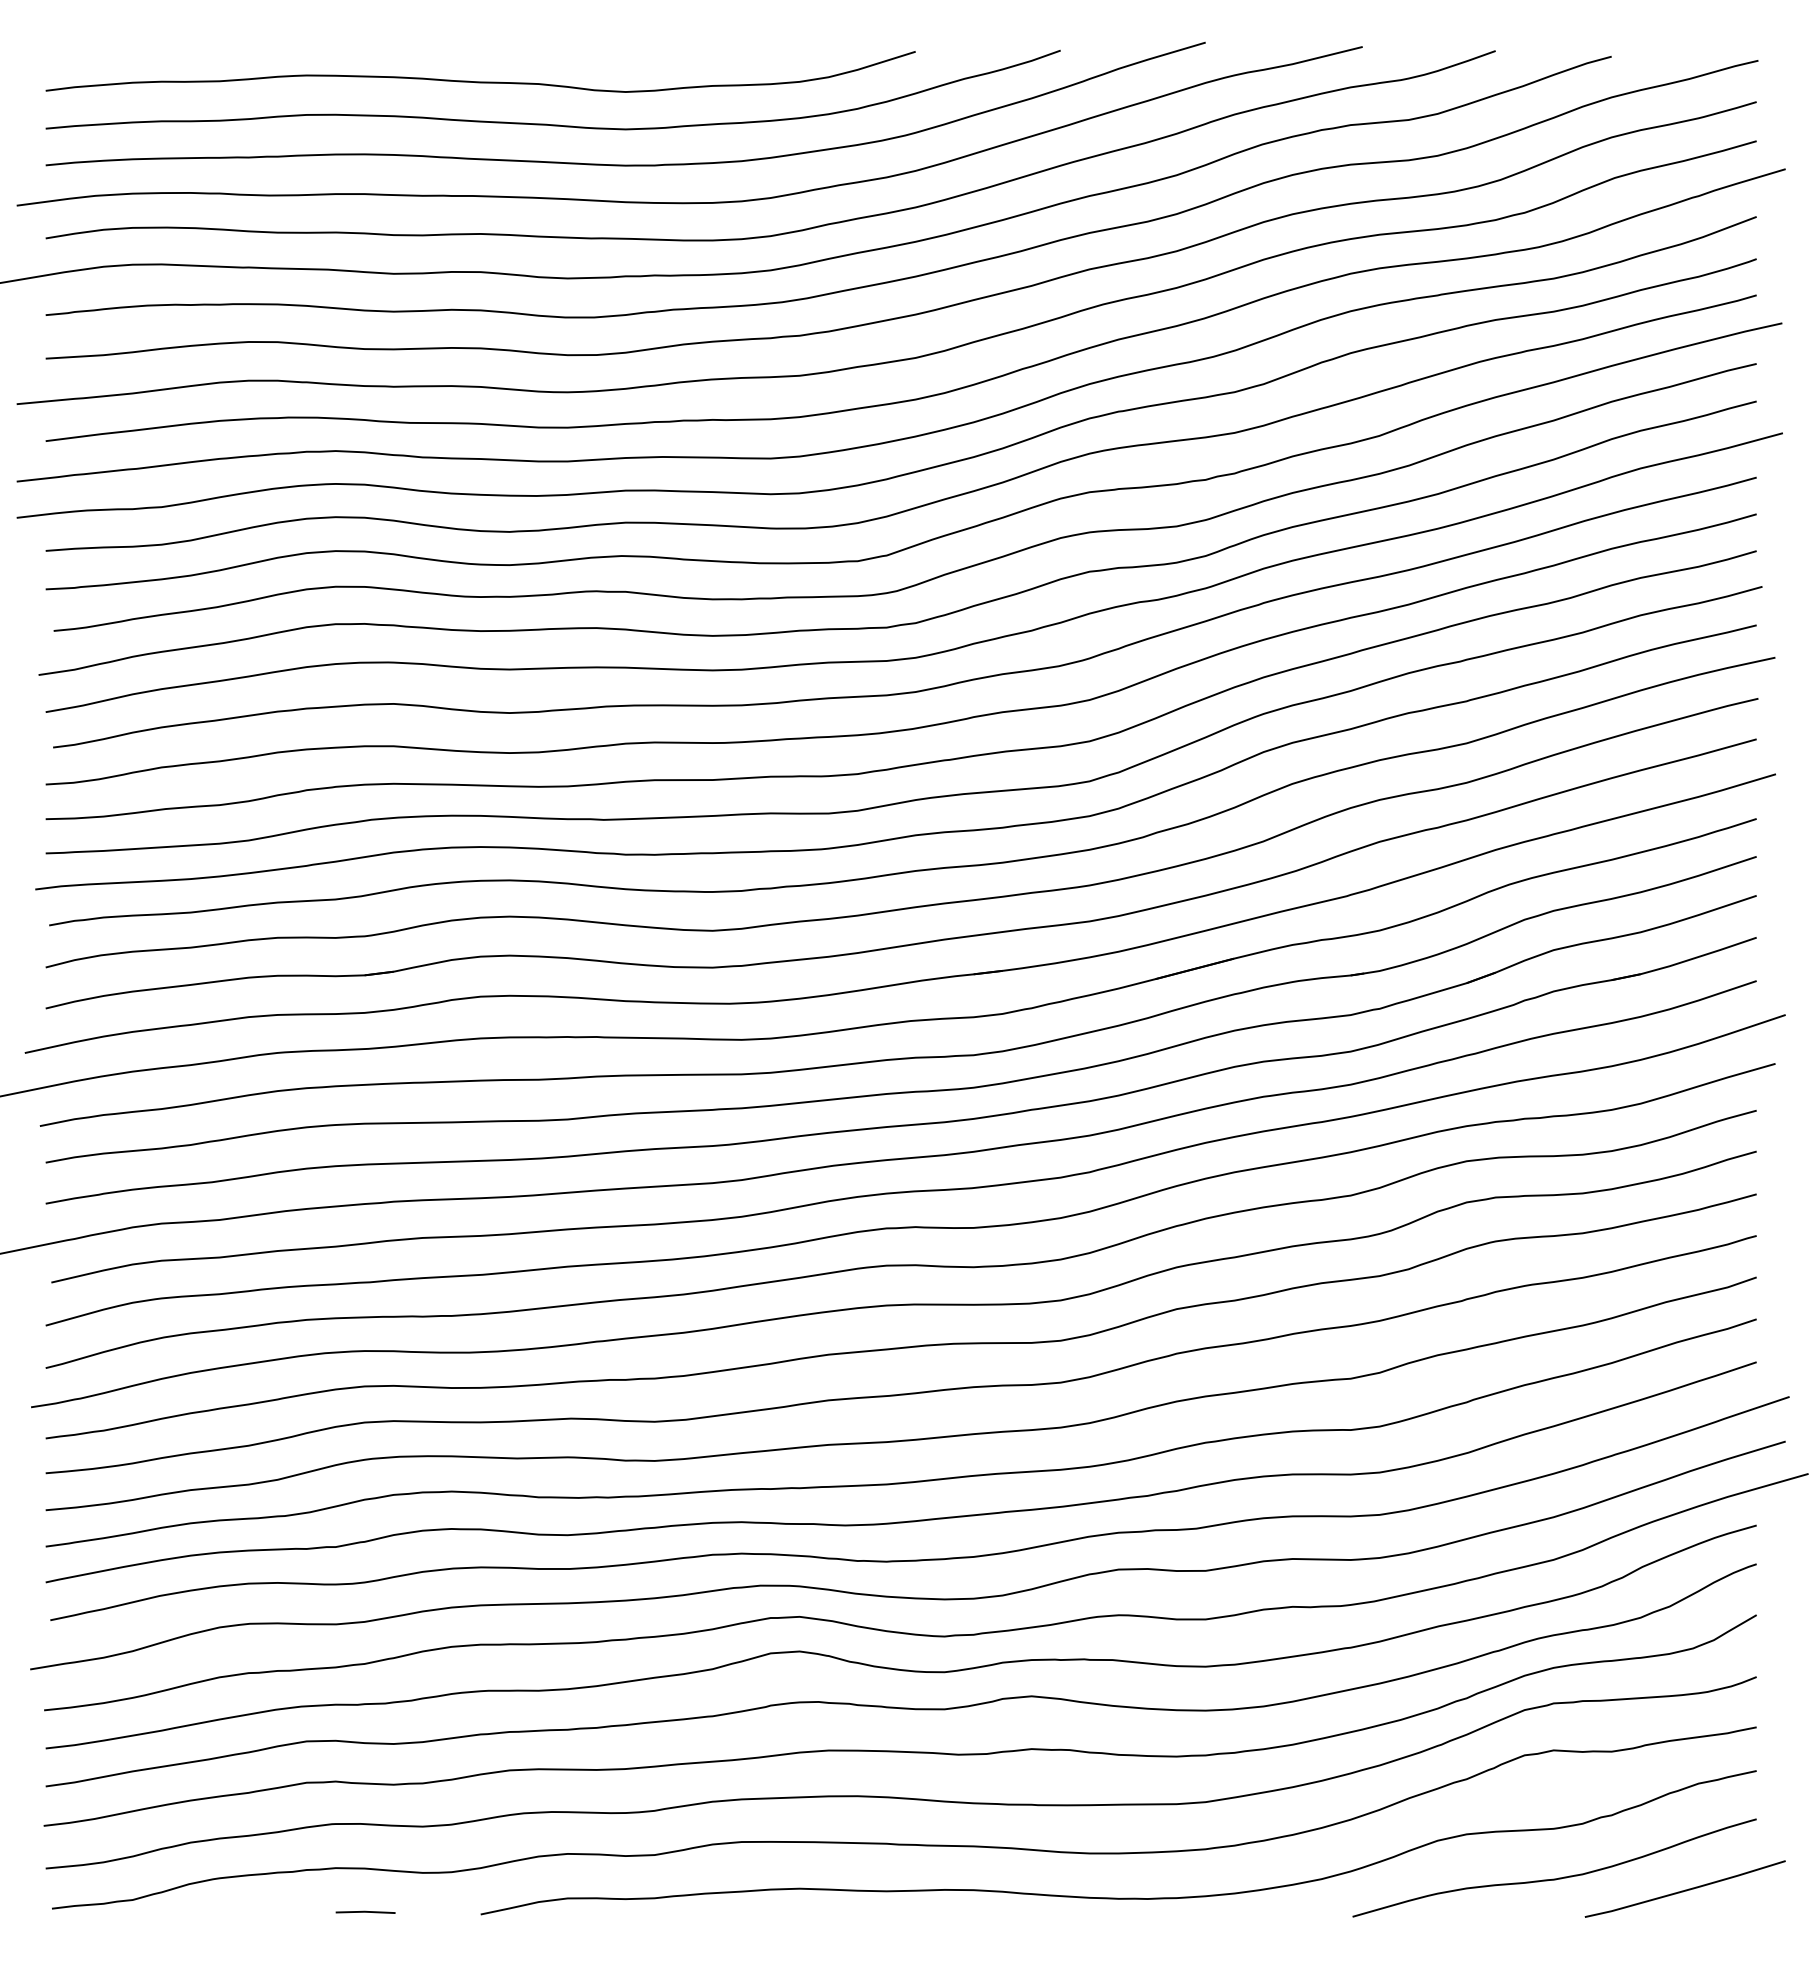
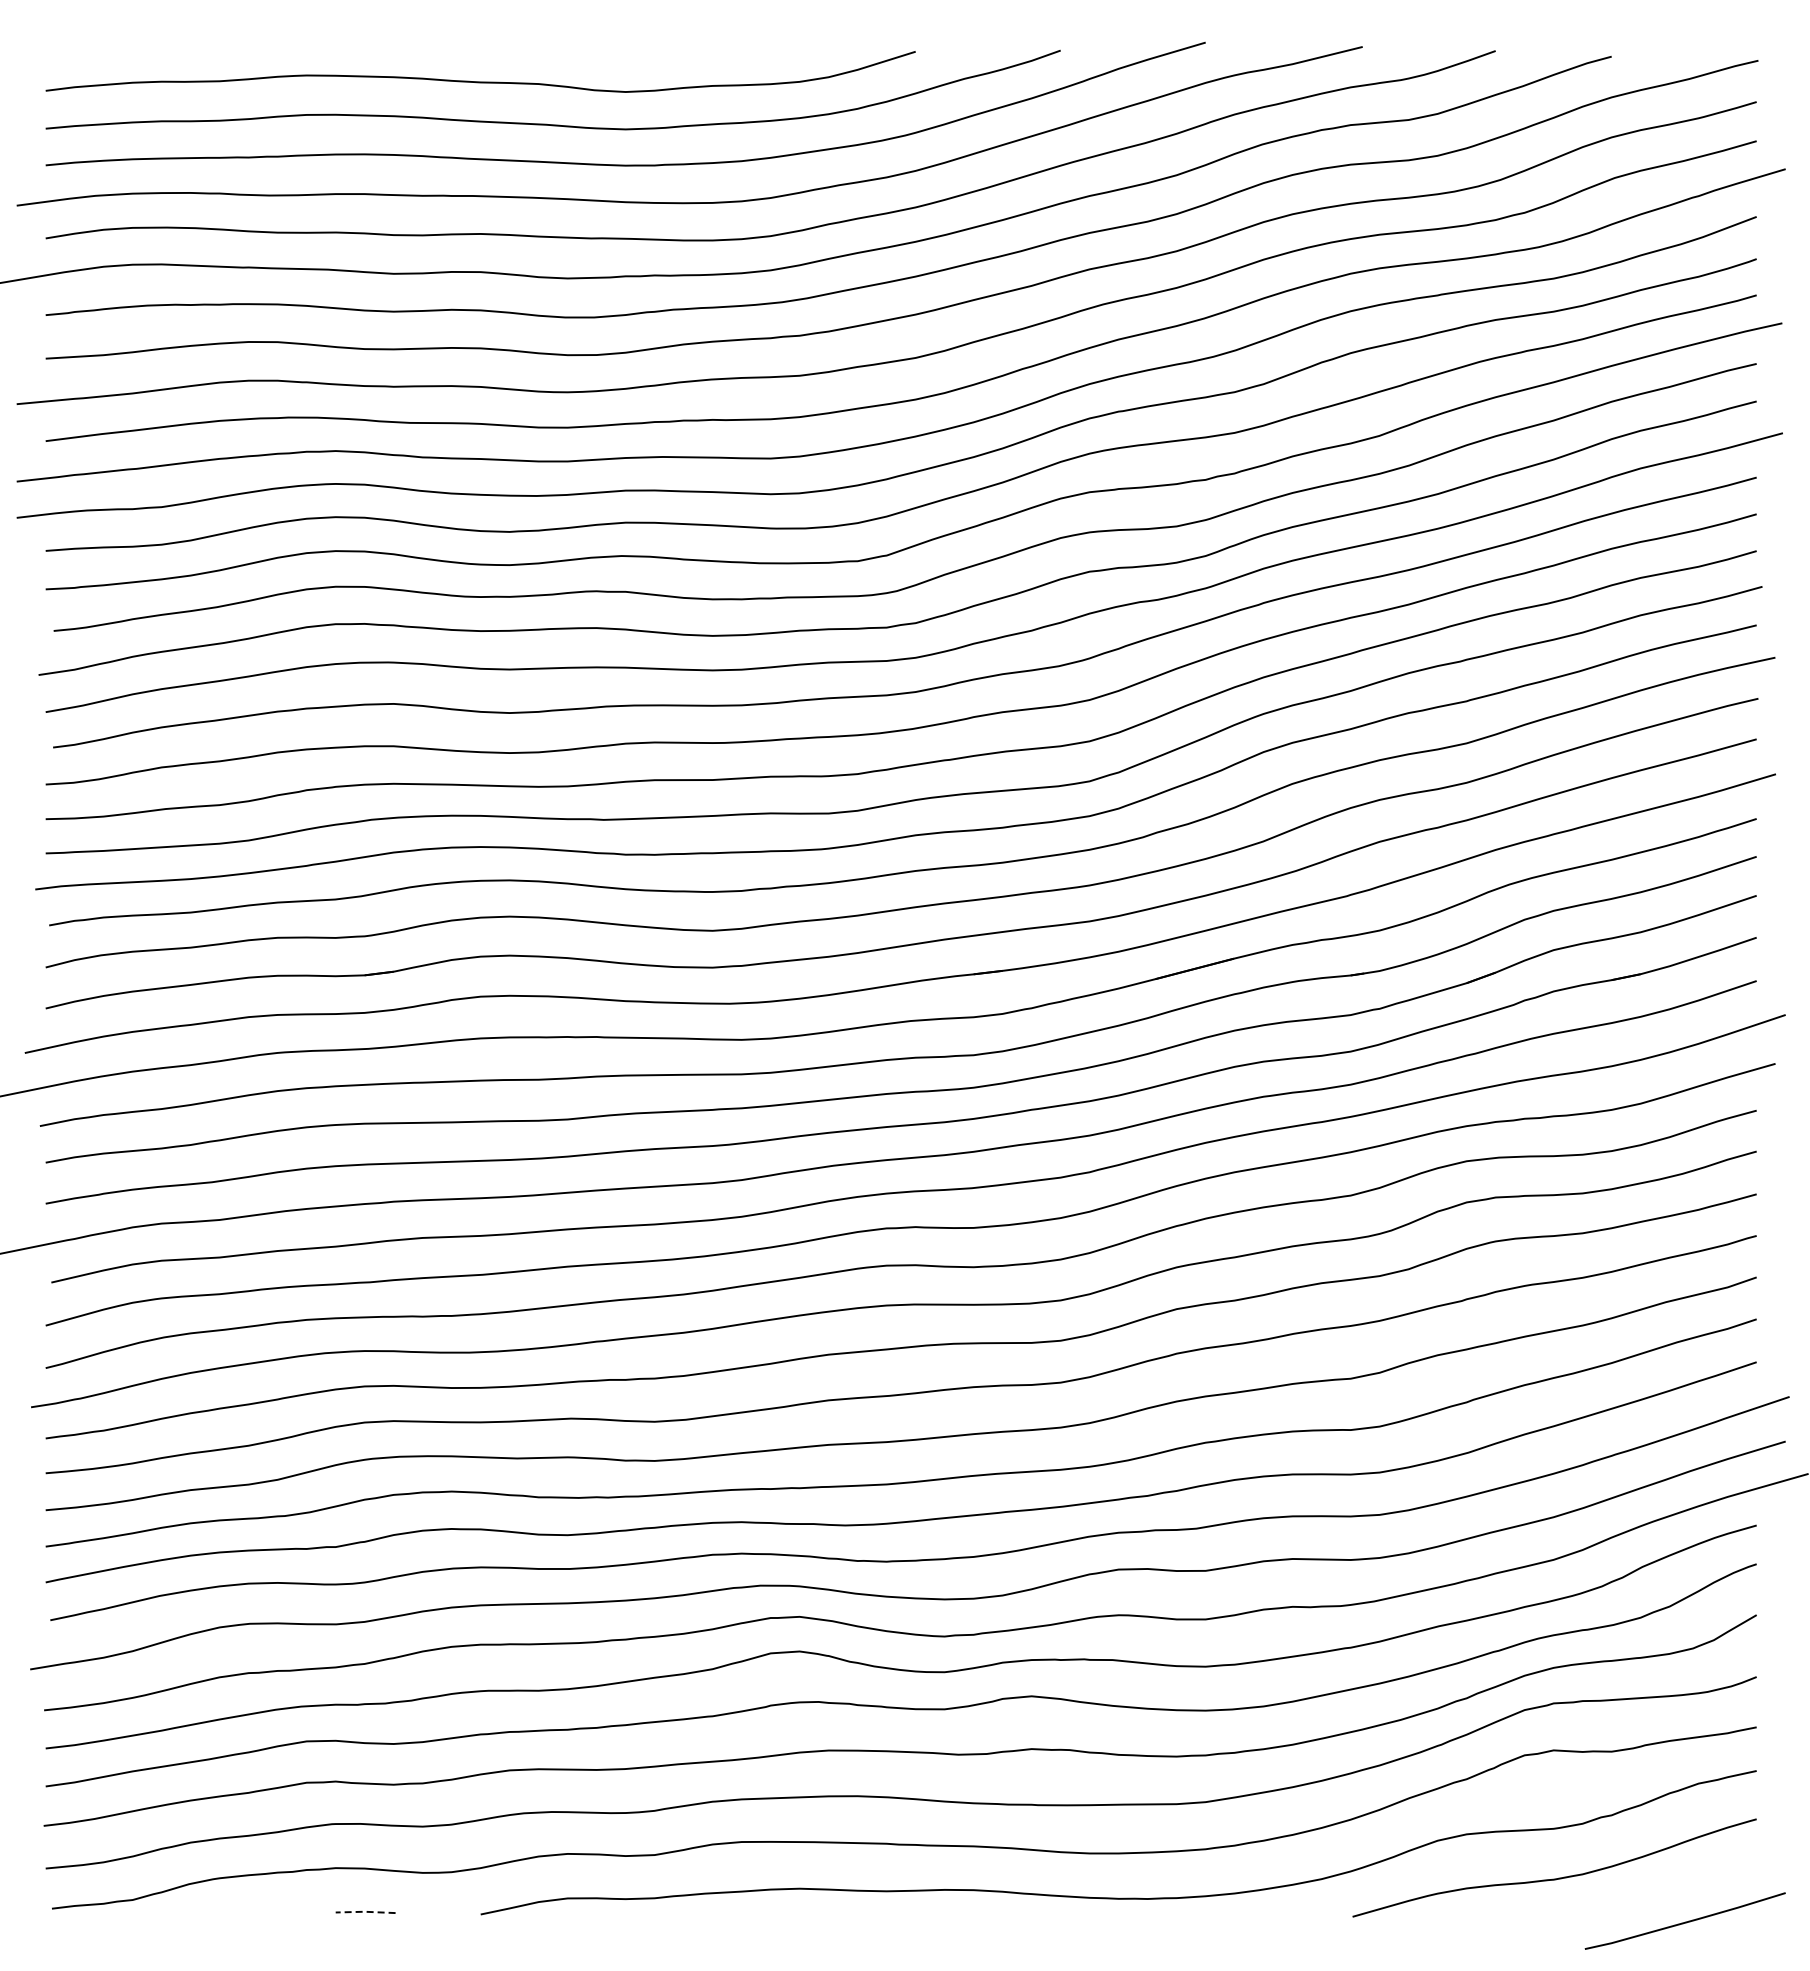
line position: (1685, 1889) -> (1685, 1921) (1685, 1921)
line: solid -> dashed (364, 1911)
